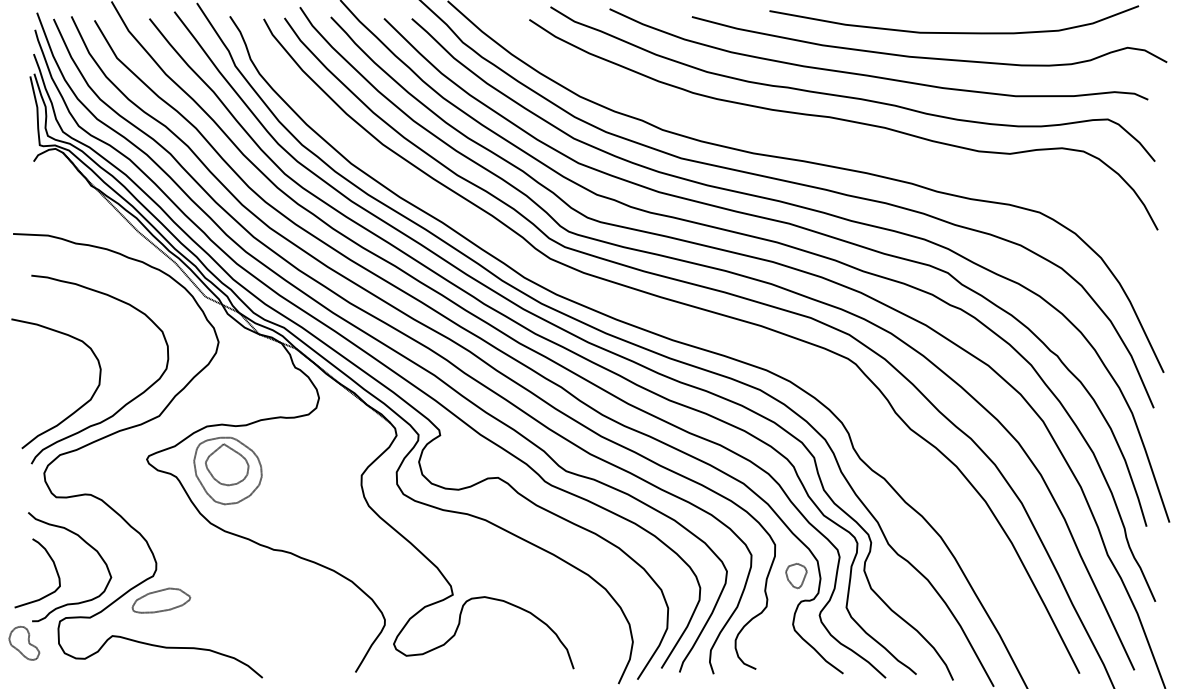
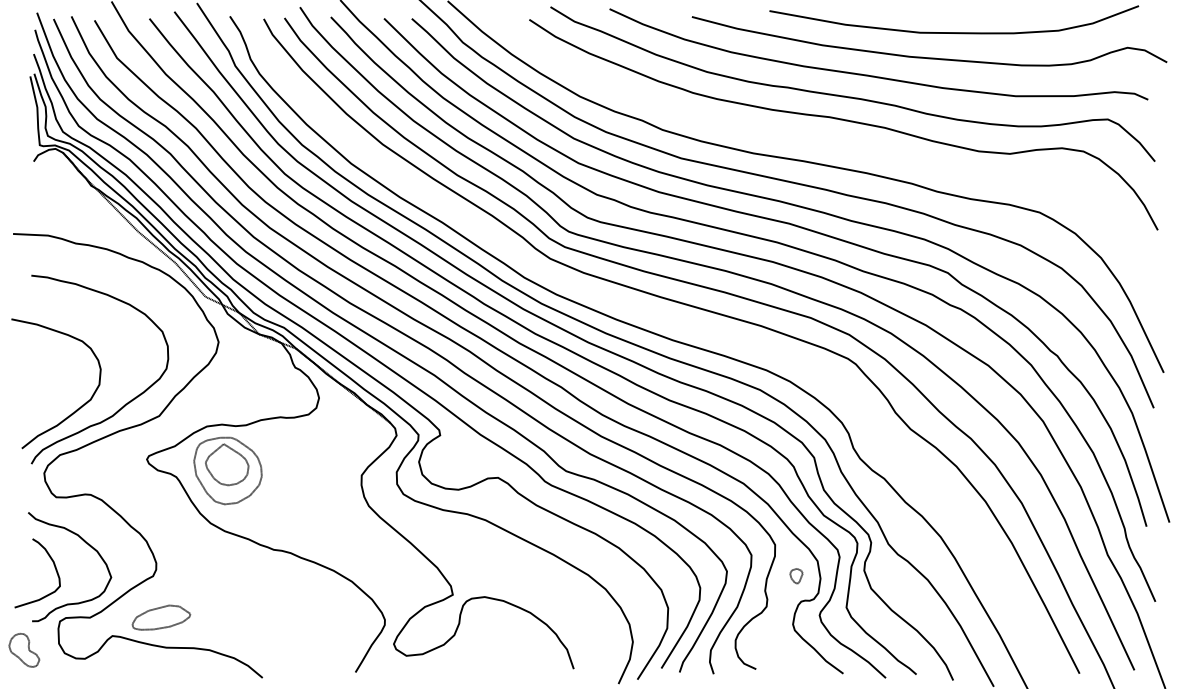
part size: 23x27 px -> 15x17 px (796, 576)
part position: (161, 600) -> (161, 617) (161, 617)
part position: (24, 643) -> (24, 650) (24, 650)
